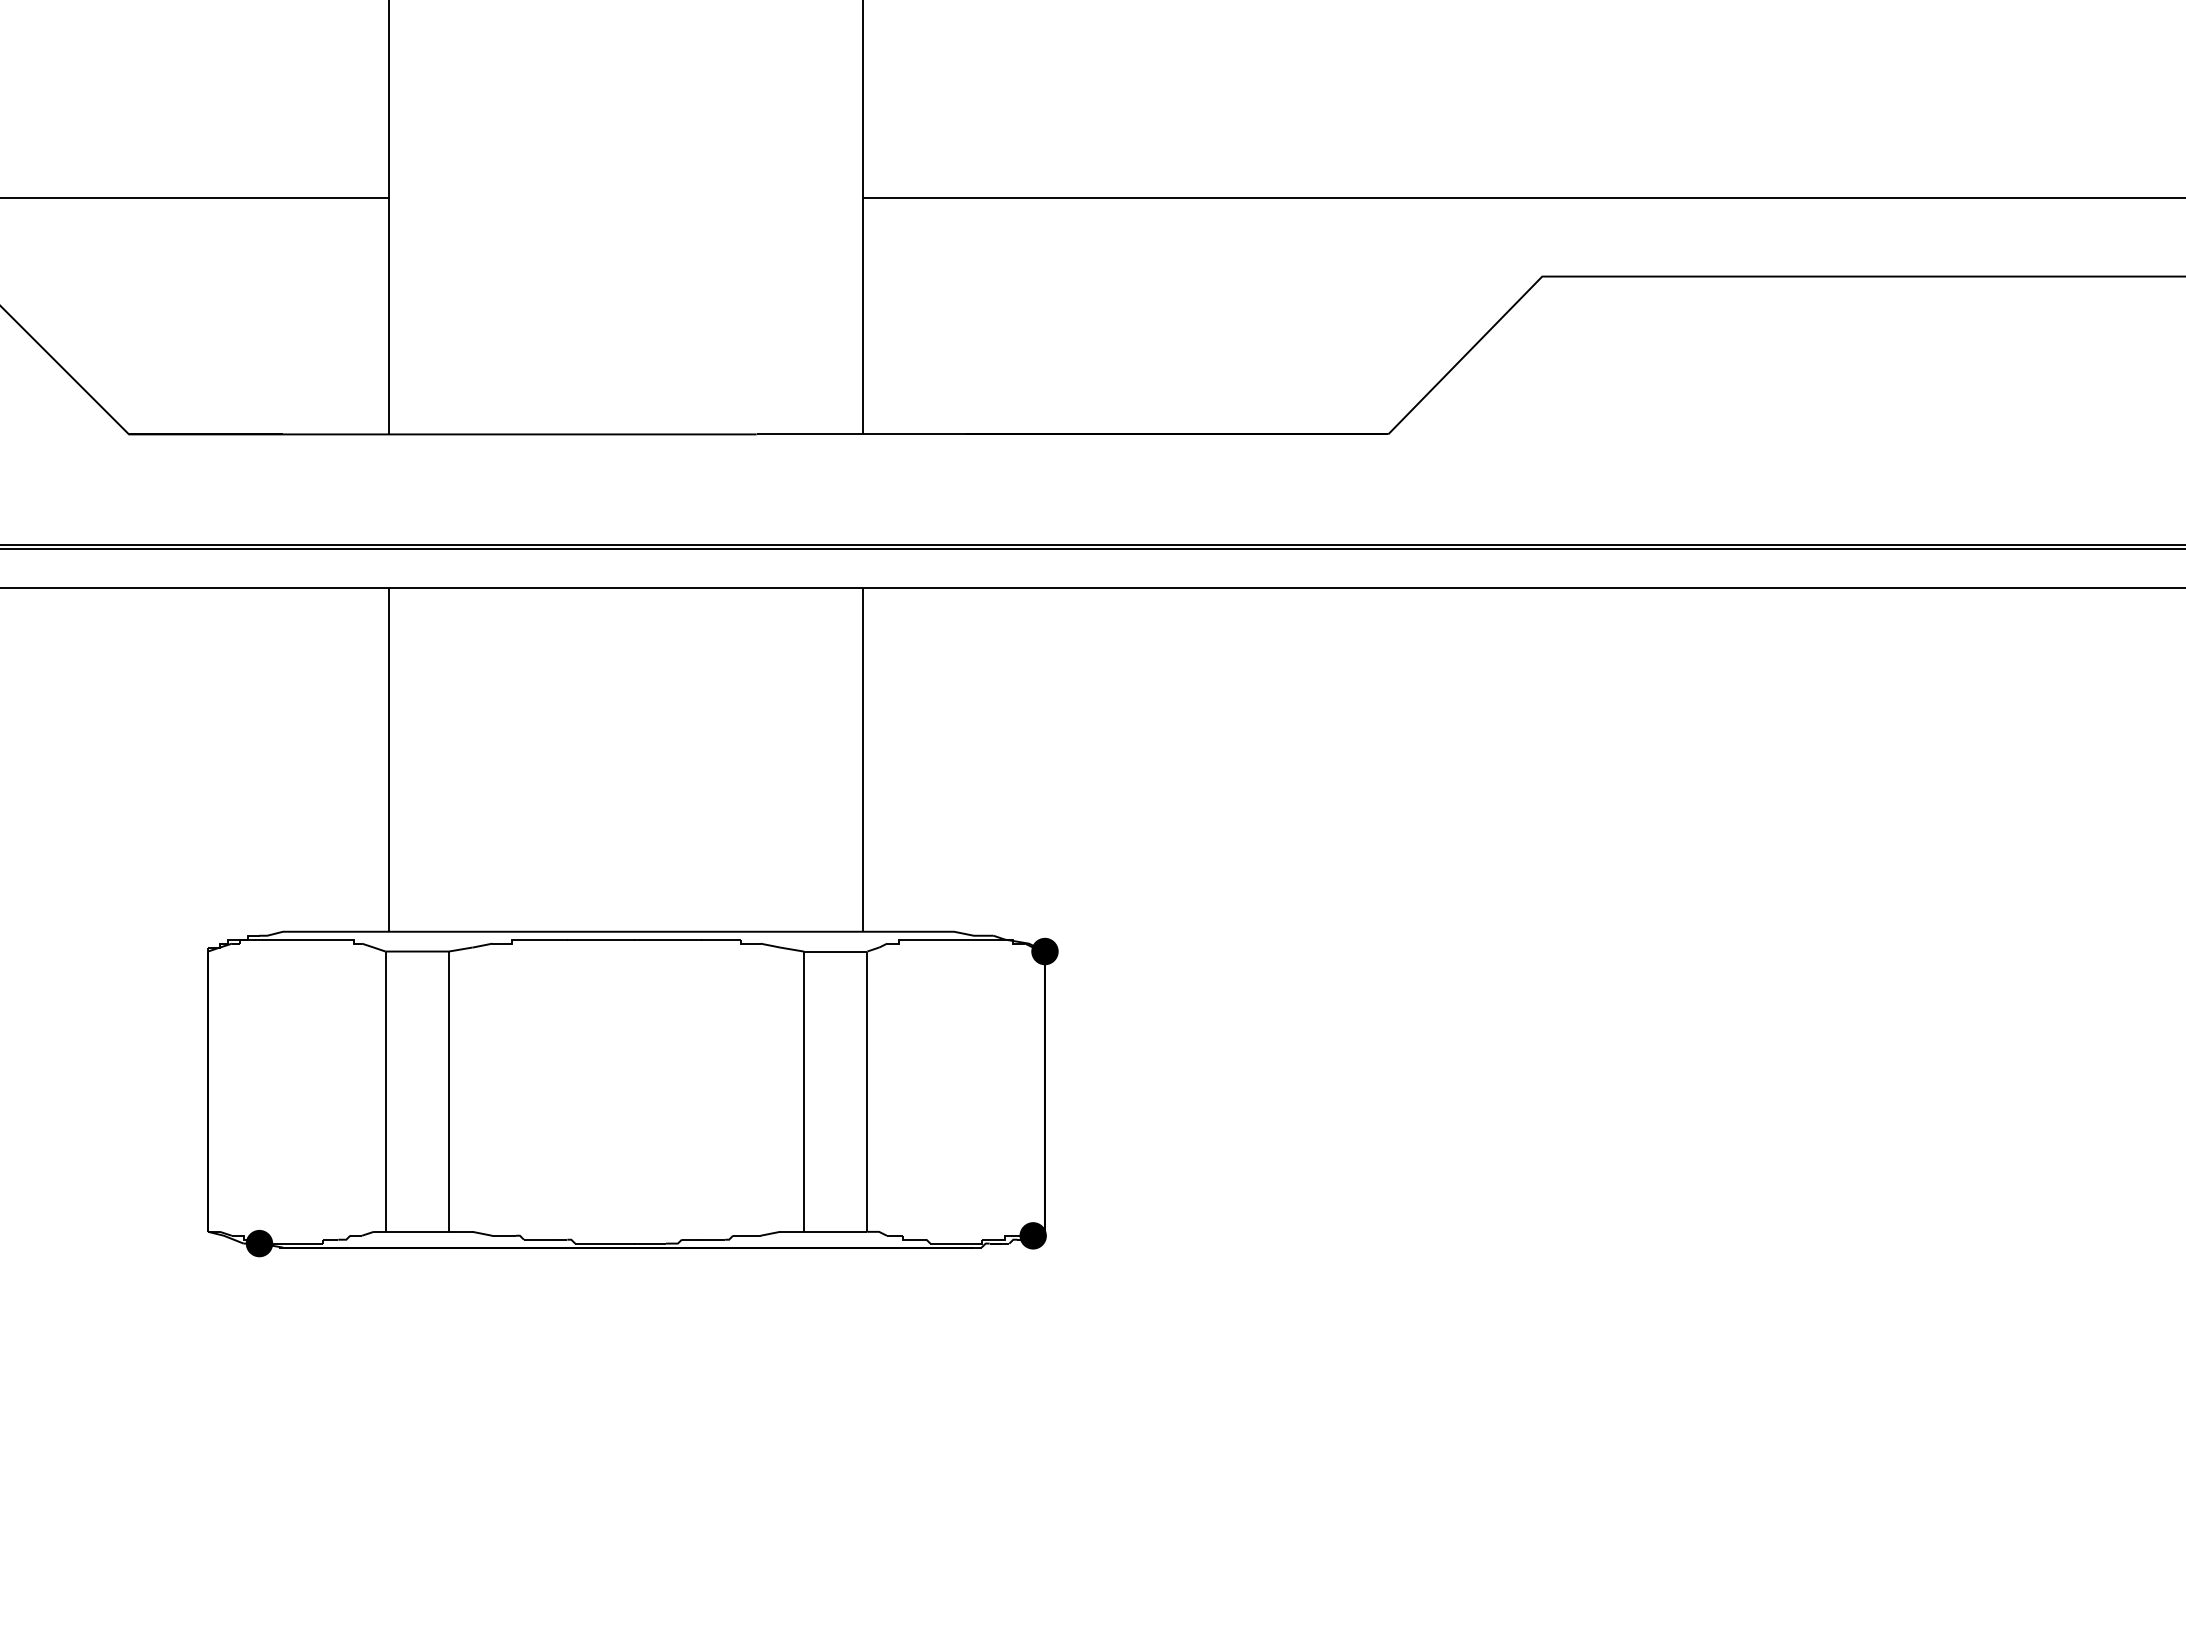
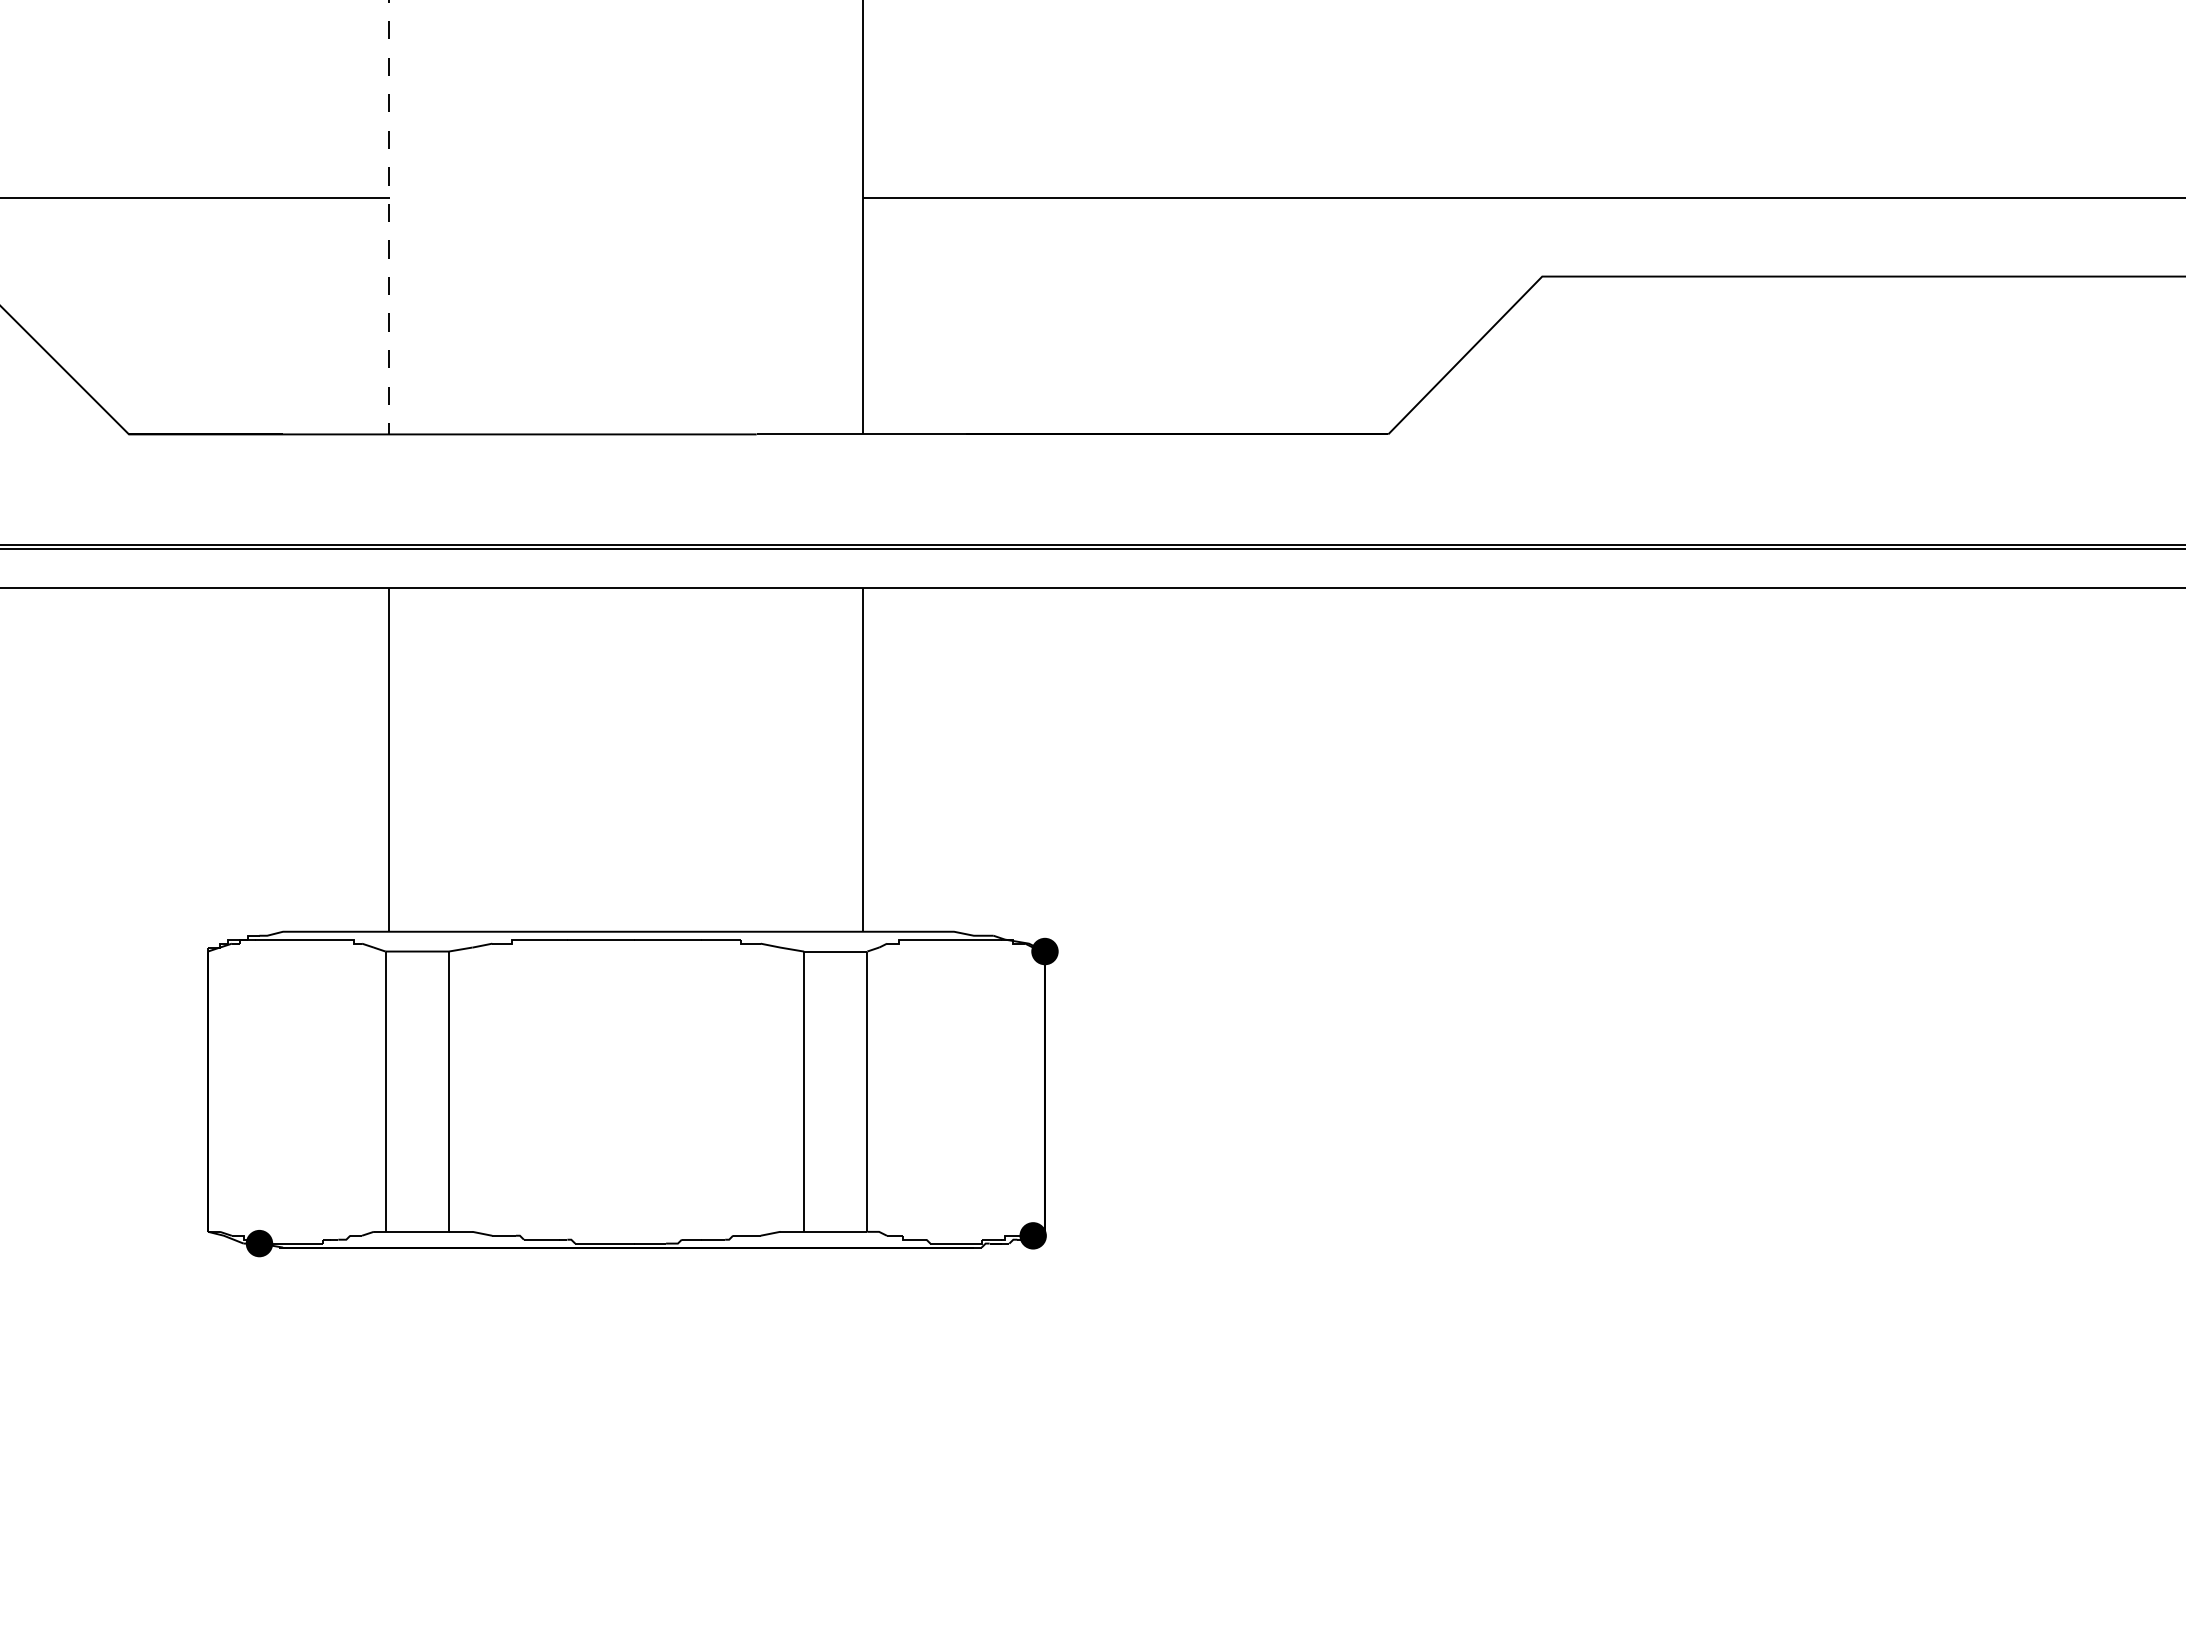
line: solid -> dashed (389, 217)
